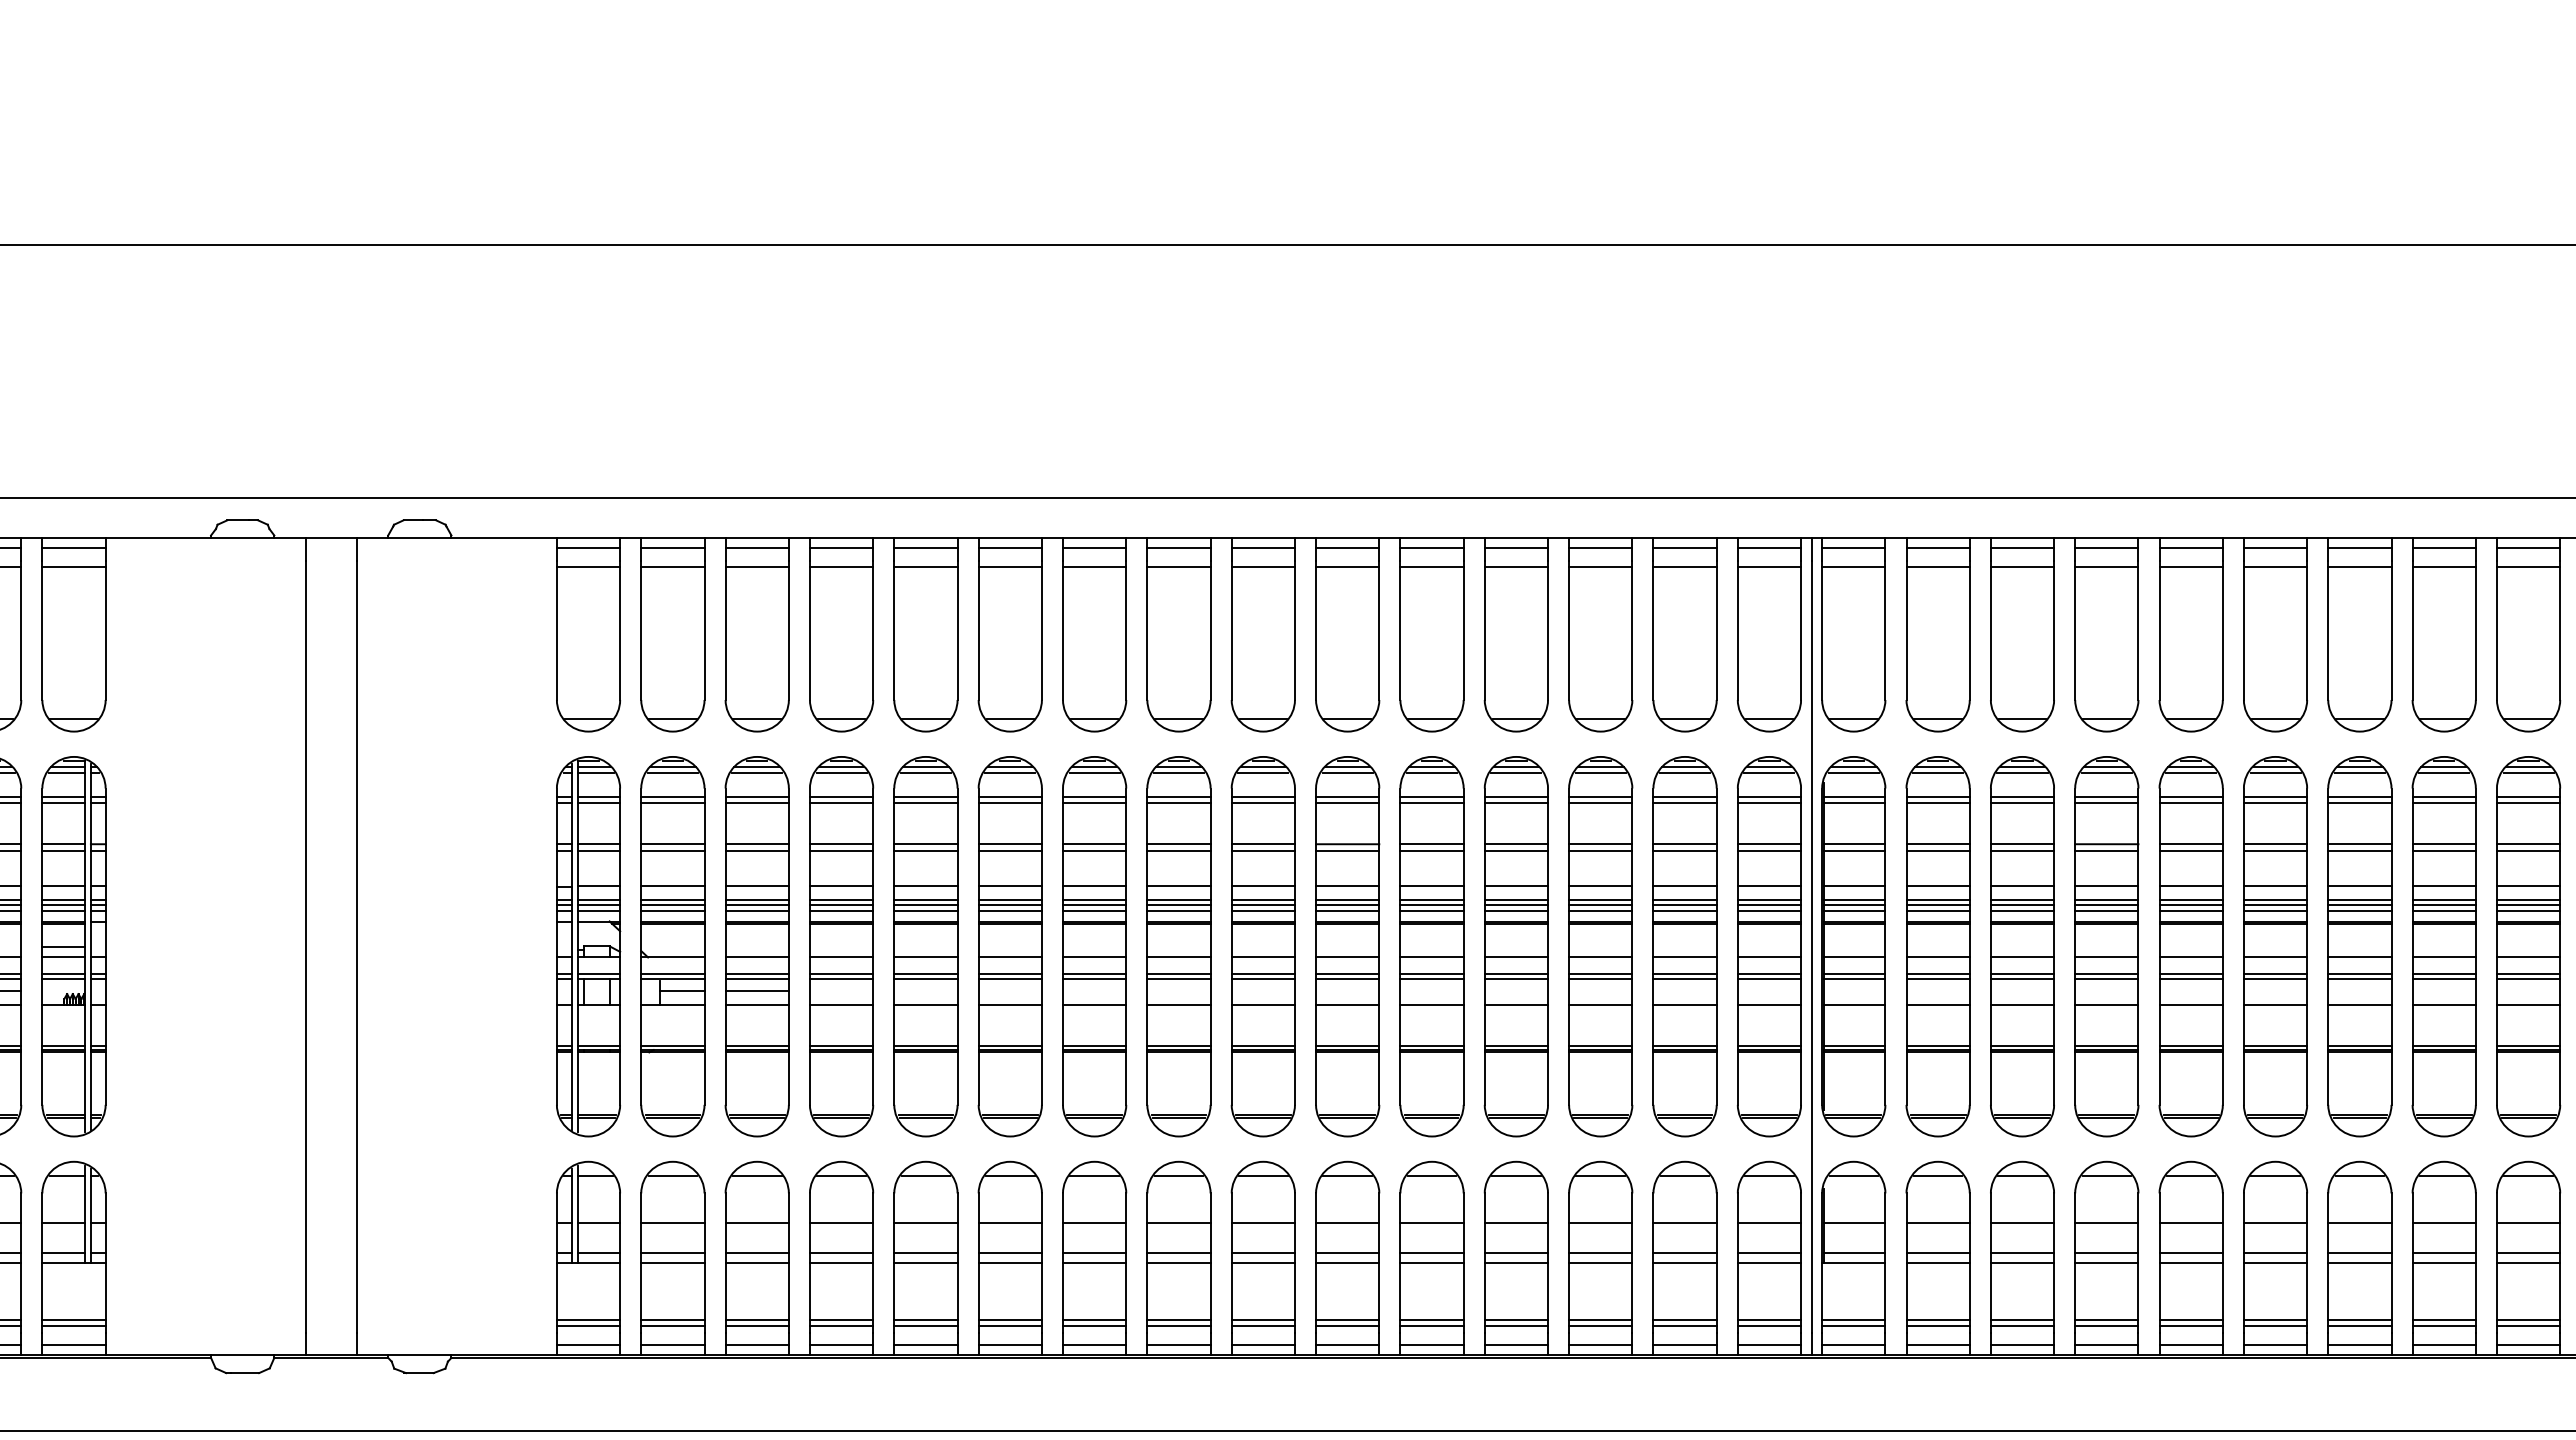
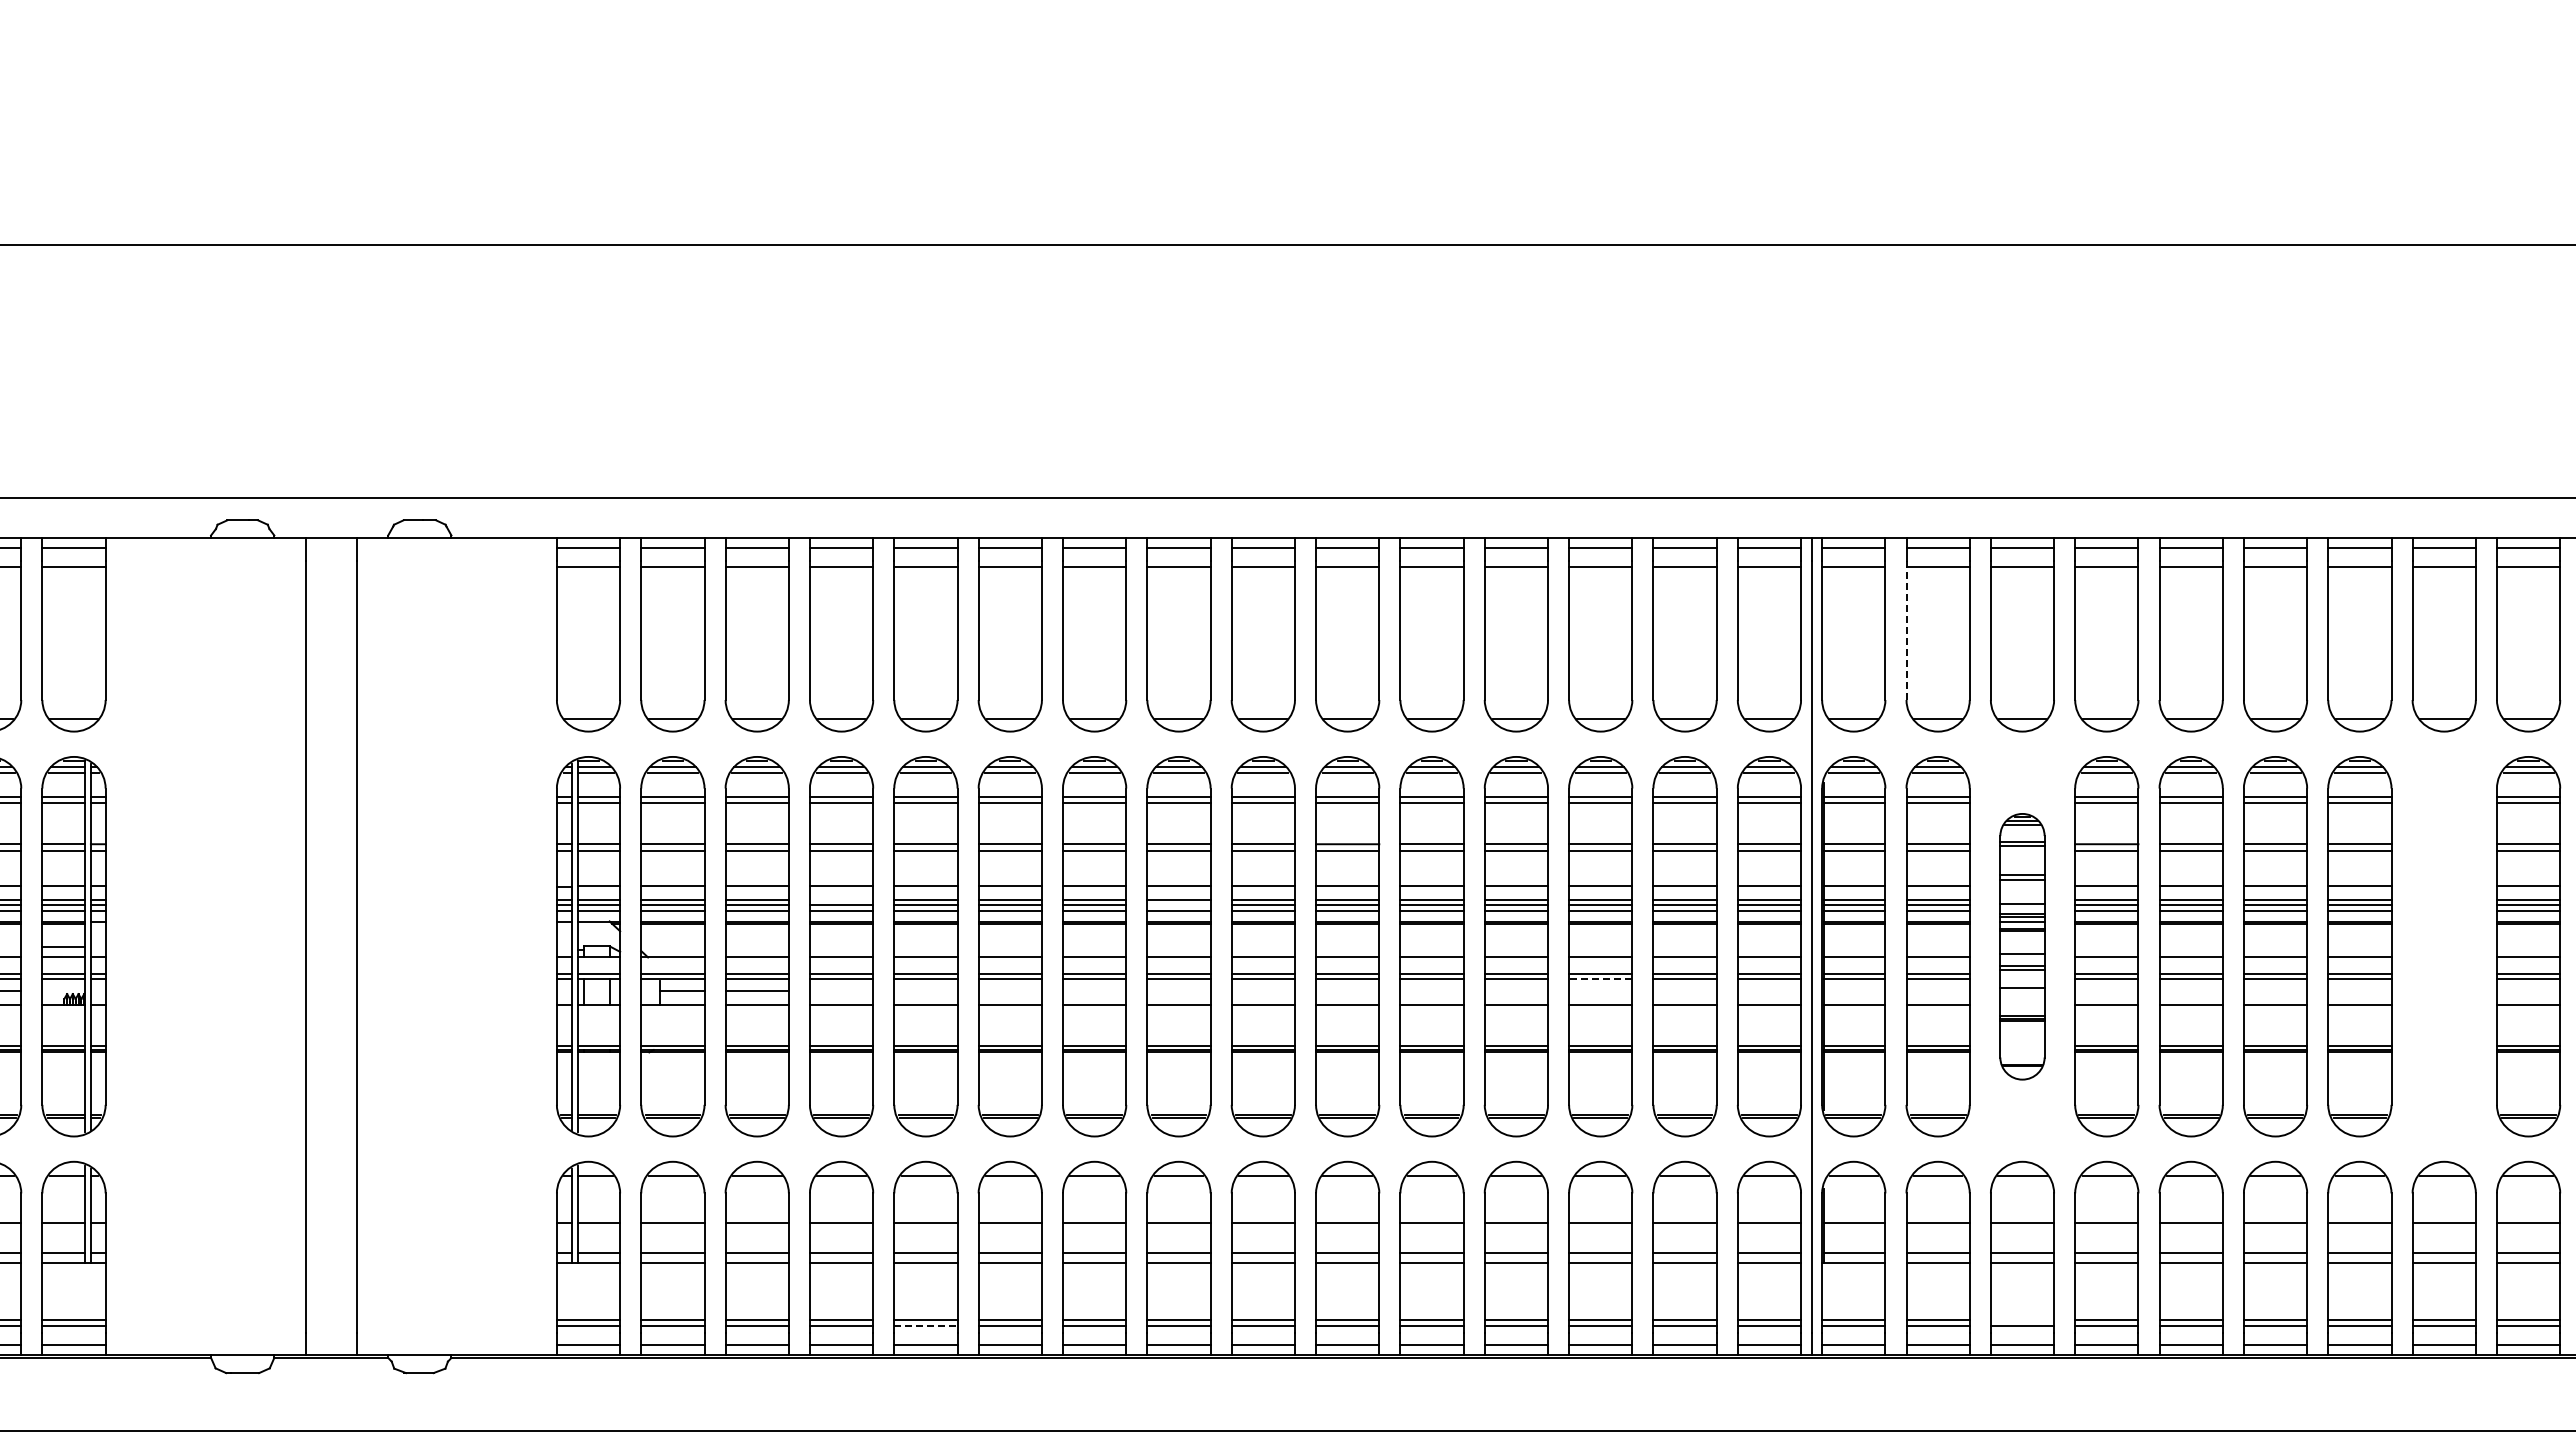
line: solid -> dashed (1906, 630)
line: present -> none (841, 899)
line: present -> none (1178, 904)
part size: 65x382 px -> 47x268 px (2022, 946)
part: present -> none (2443, 946)
line: solid -> dashed (1600, 979)
line: present -> none (2022, 1319)
line: solid -> dashed (925, 1326)
